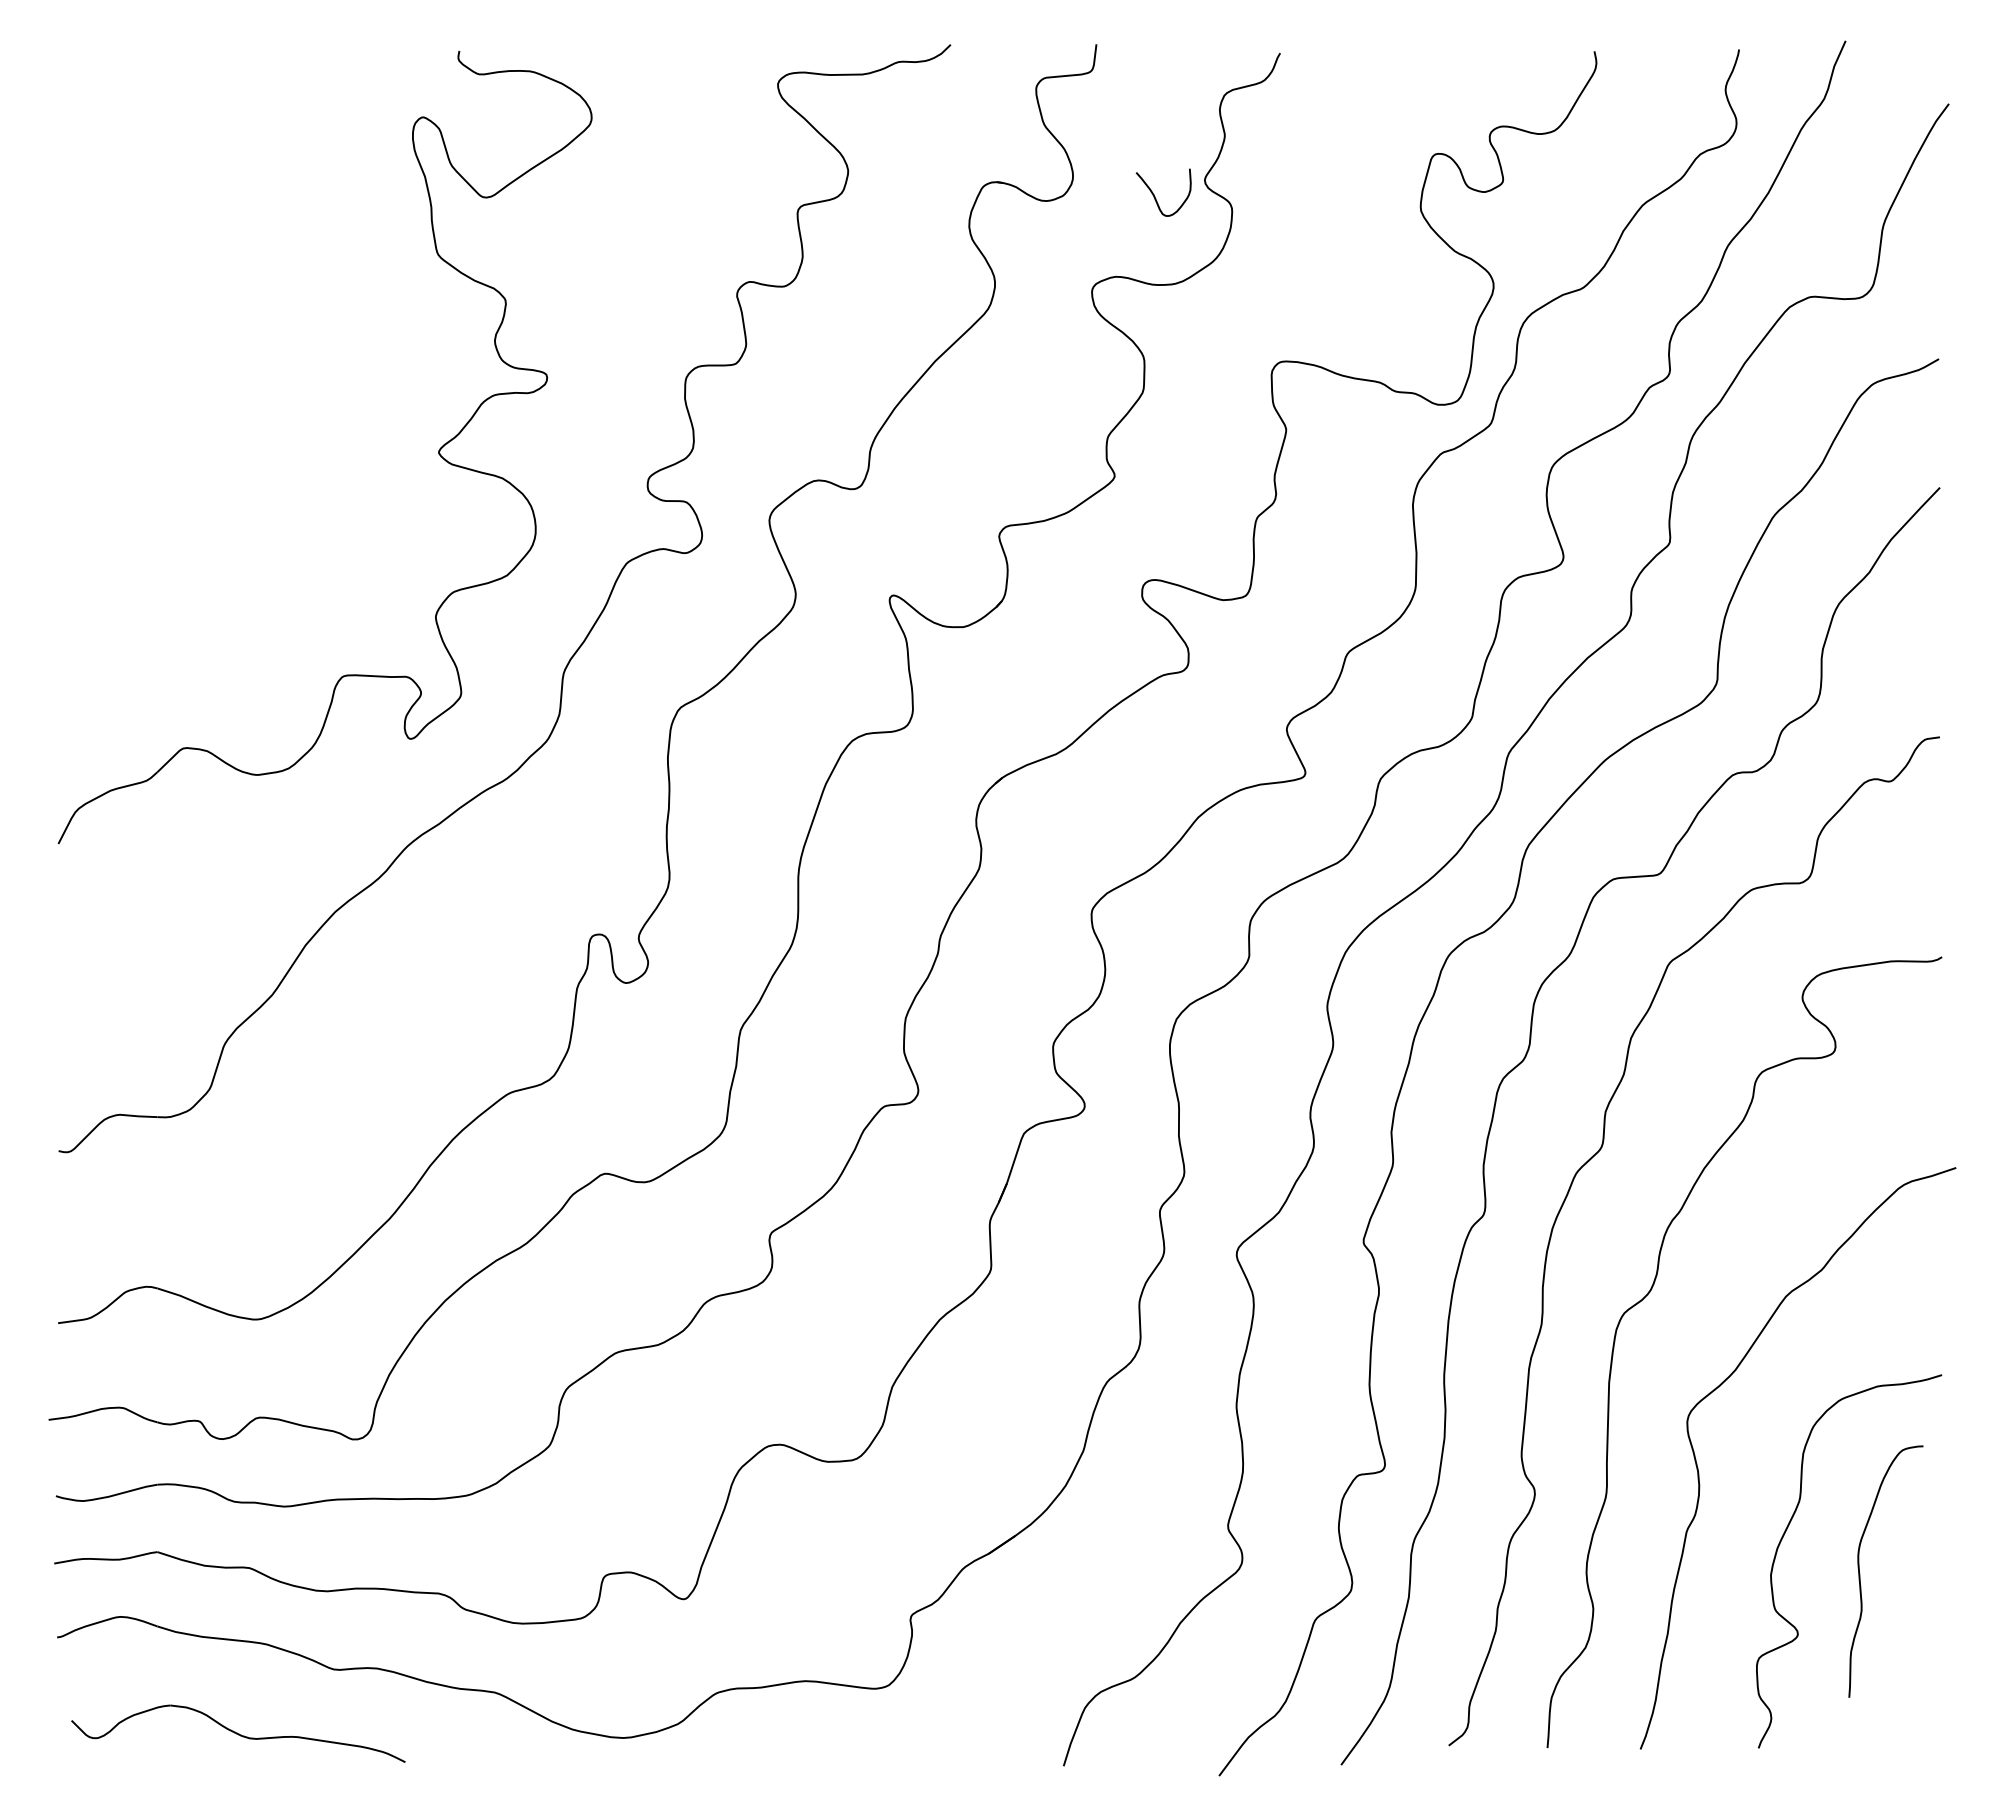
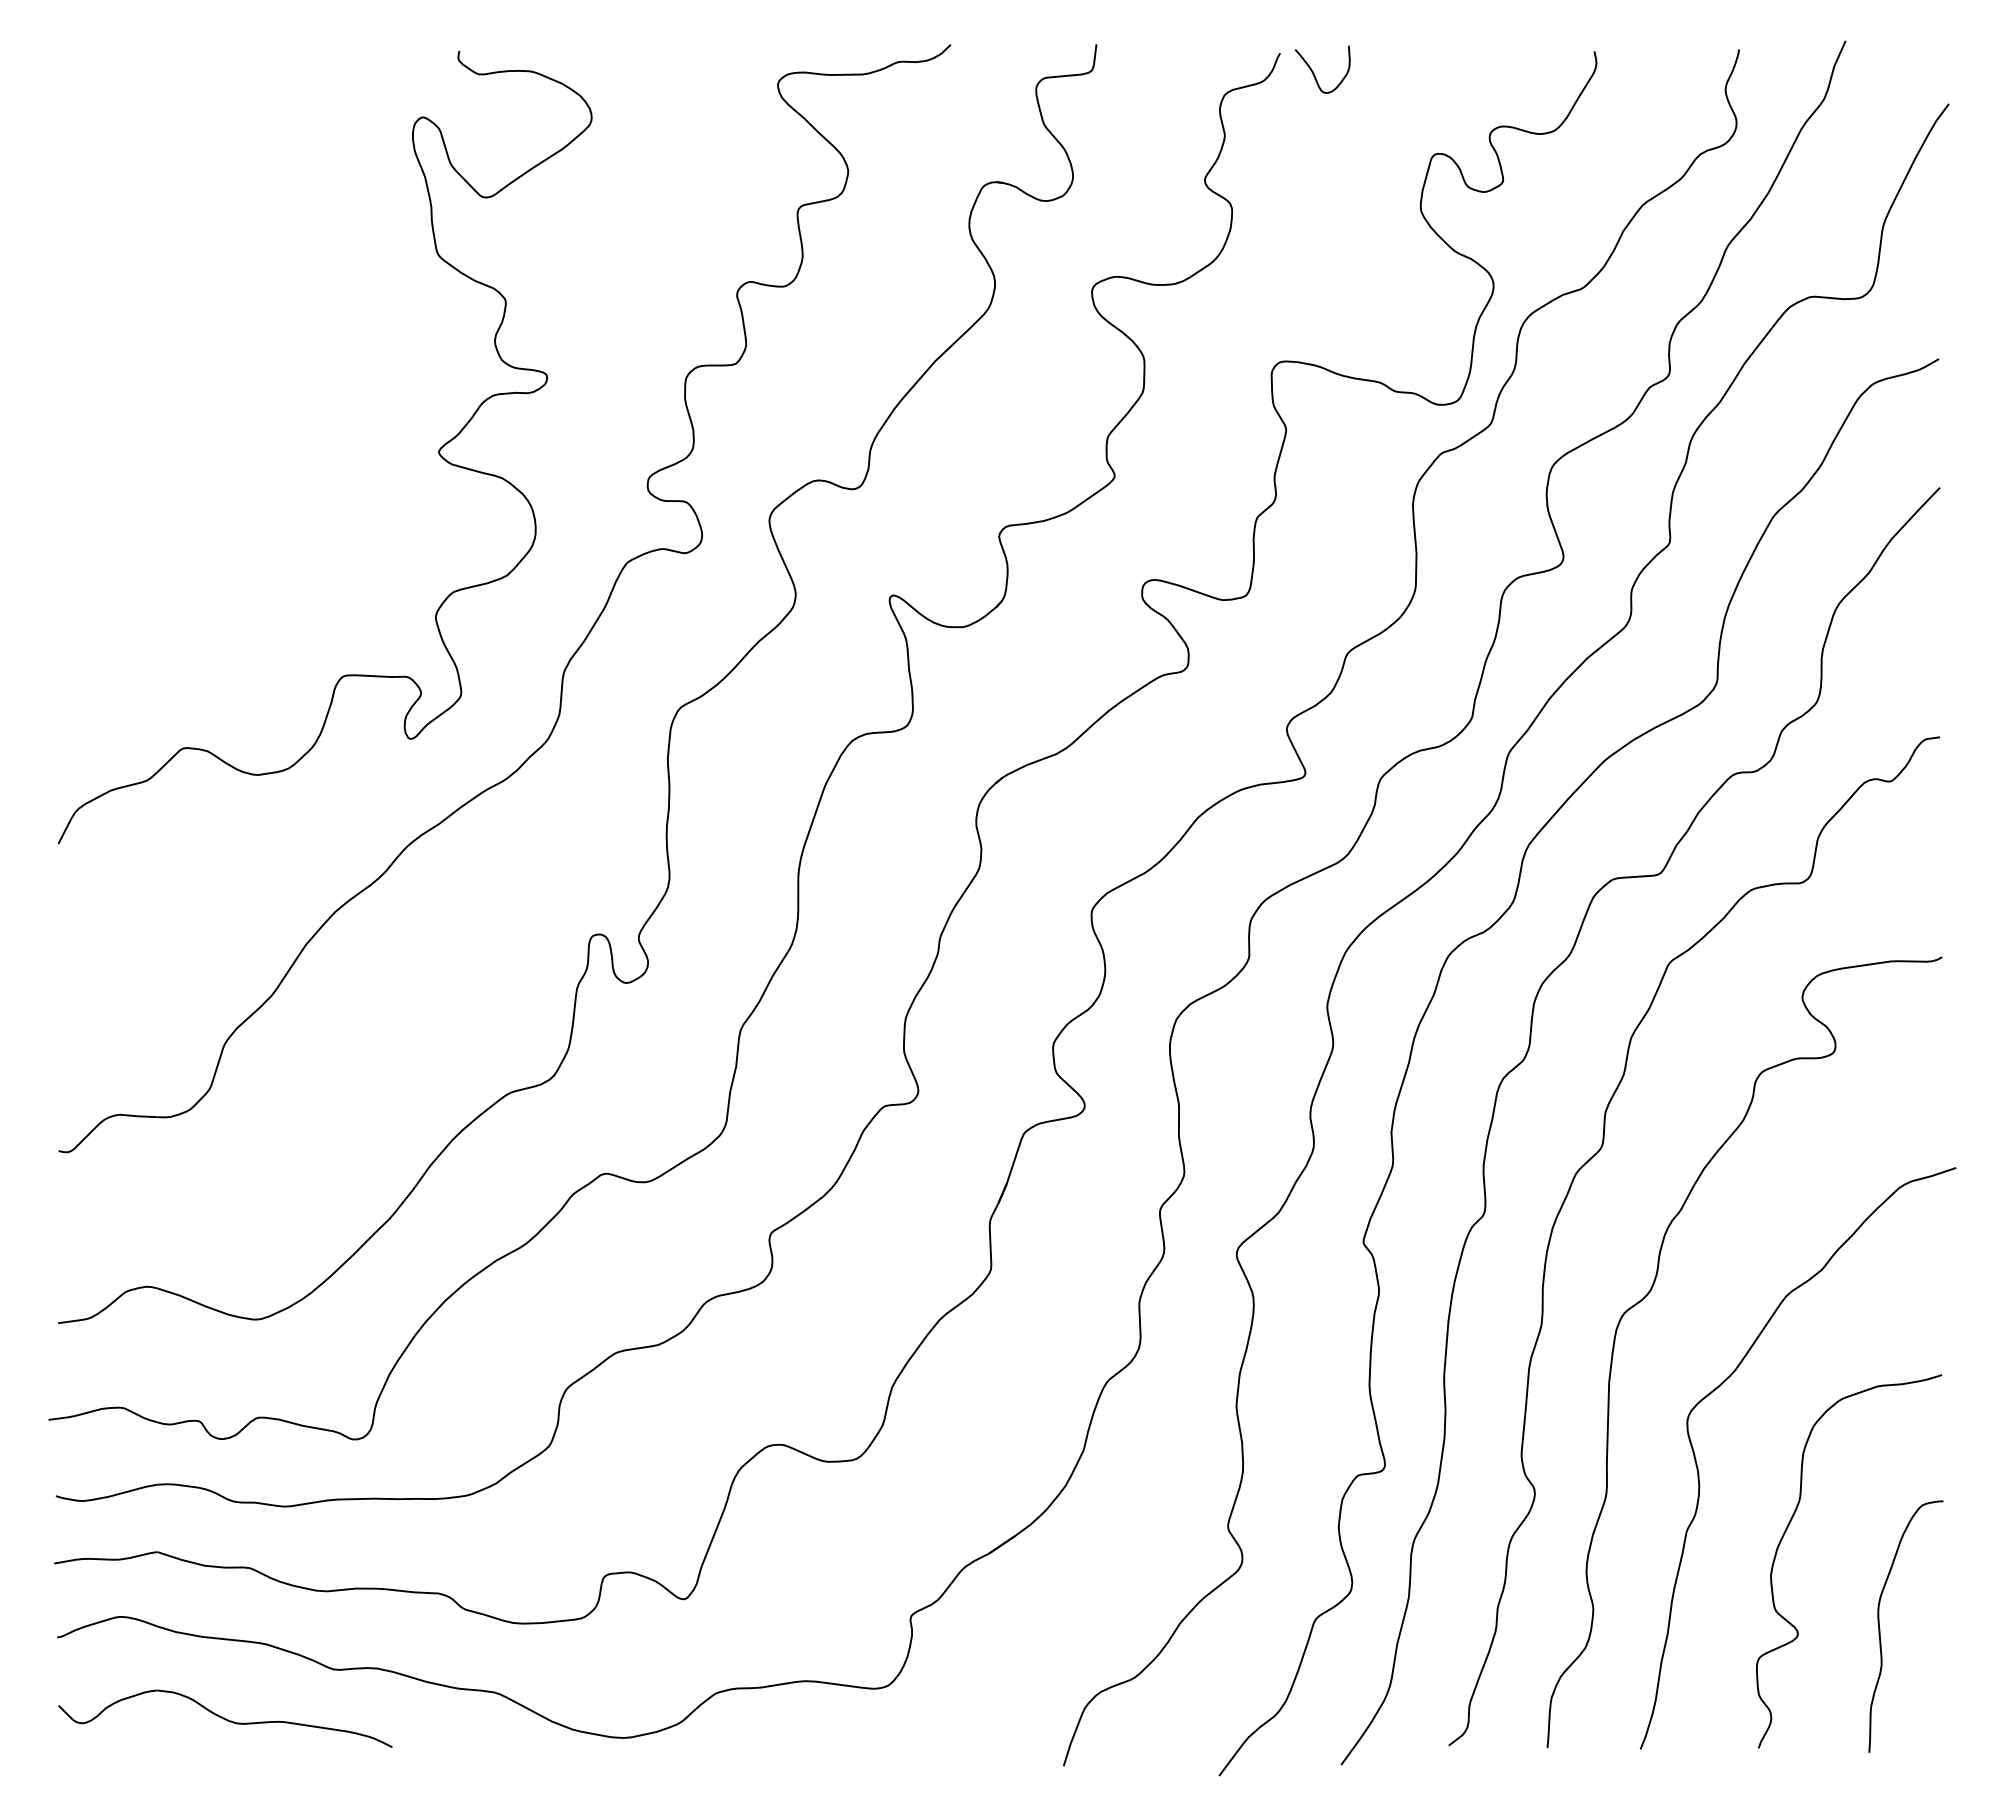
curve position: (1155, 196) -> (1314, 73) (1314, 73)
curve position: (1860, 1573) -> (1880, 1628) (1880, 1628)
part position: (238, 1733) -> (225, 1718) (225, 1718)
